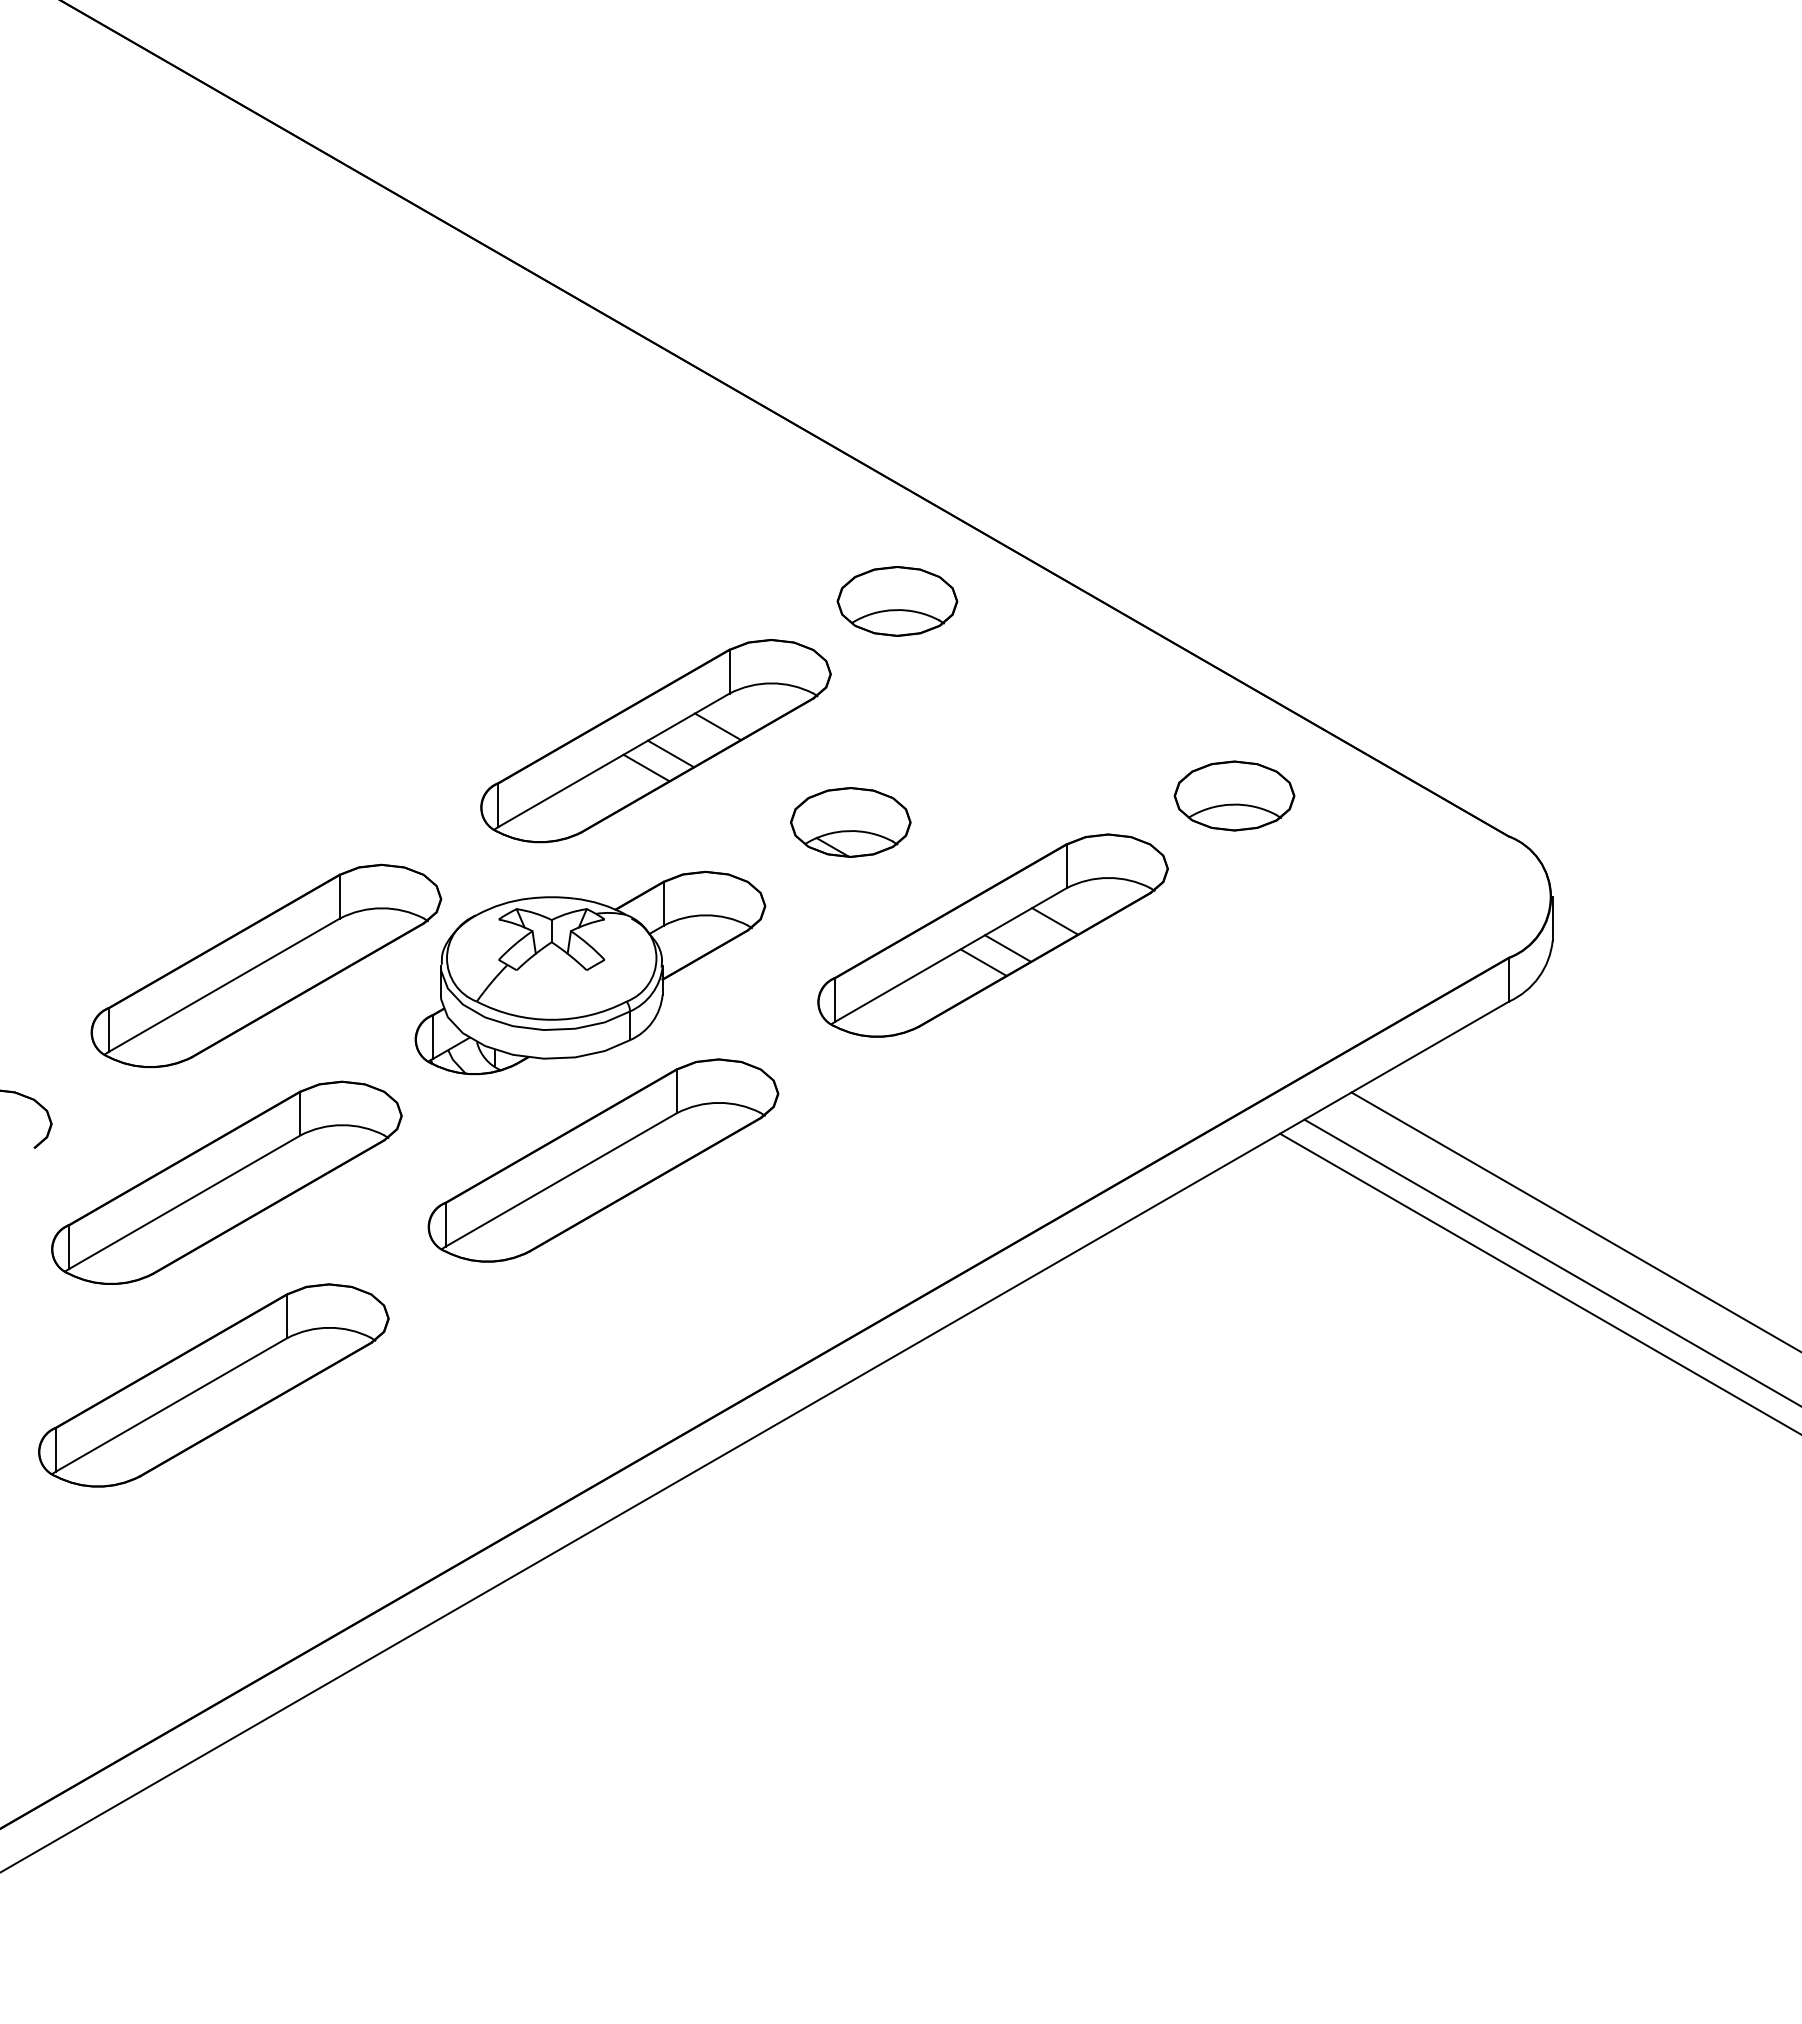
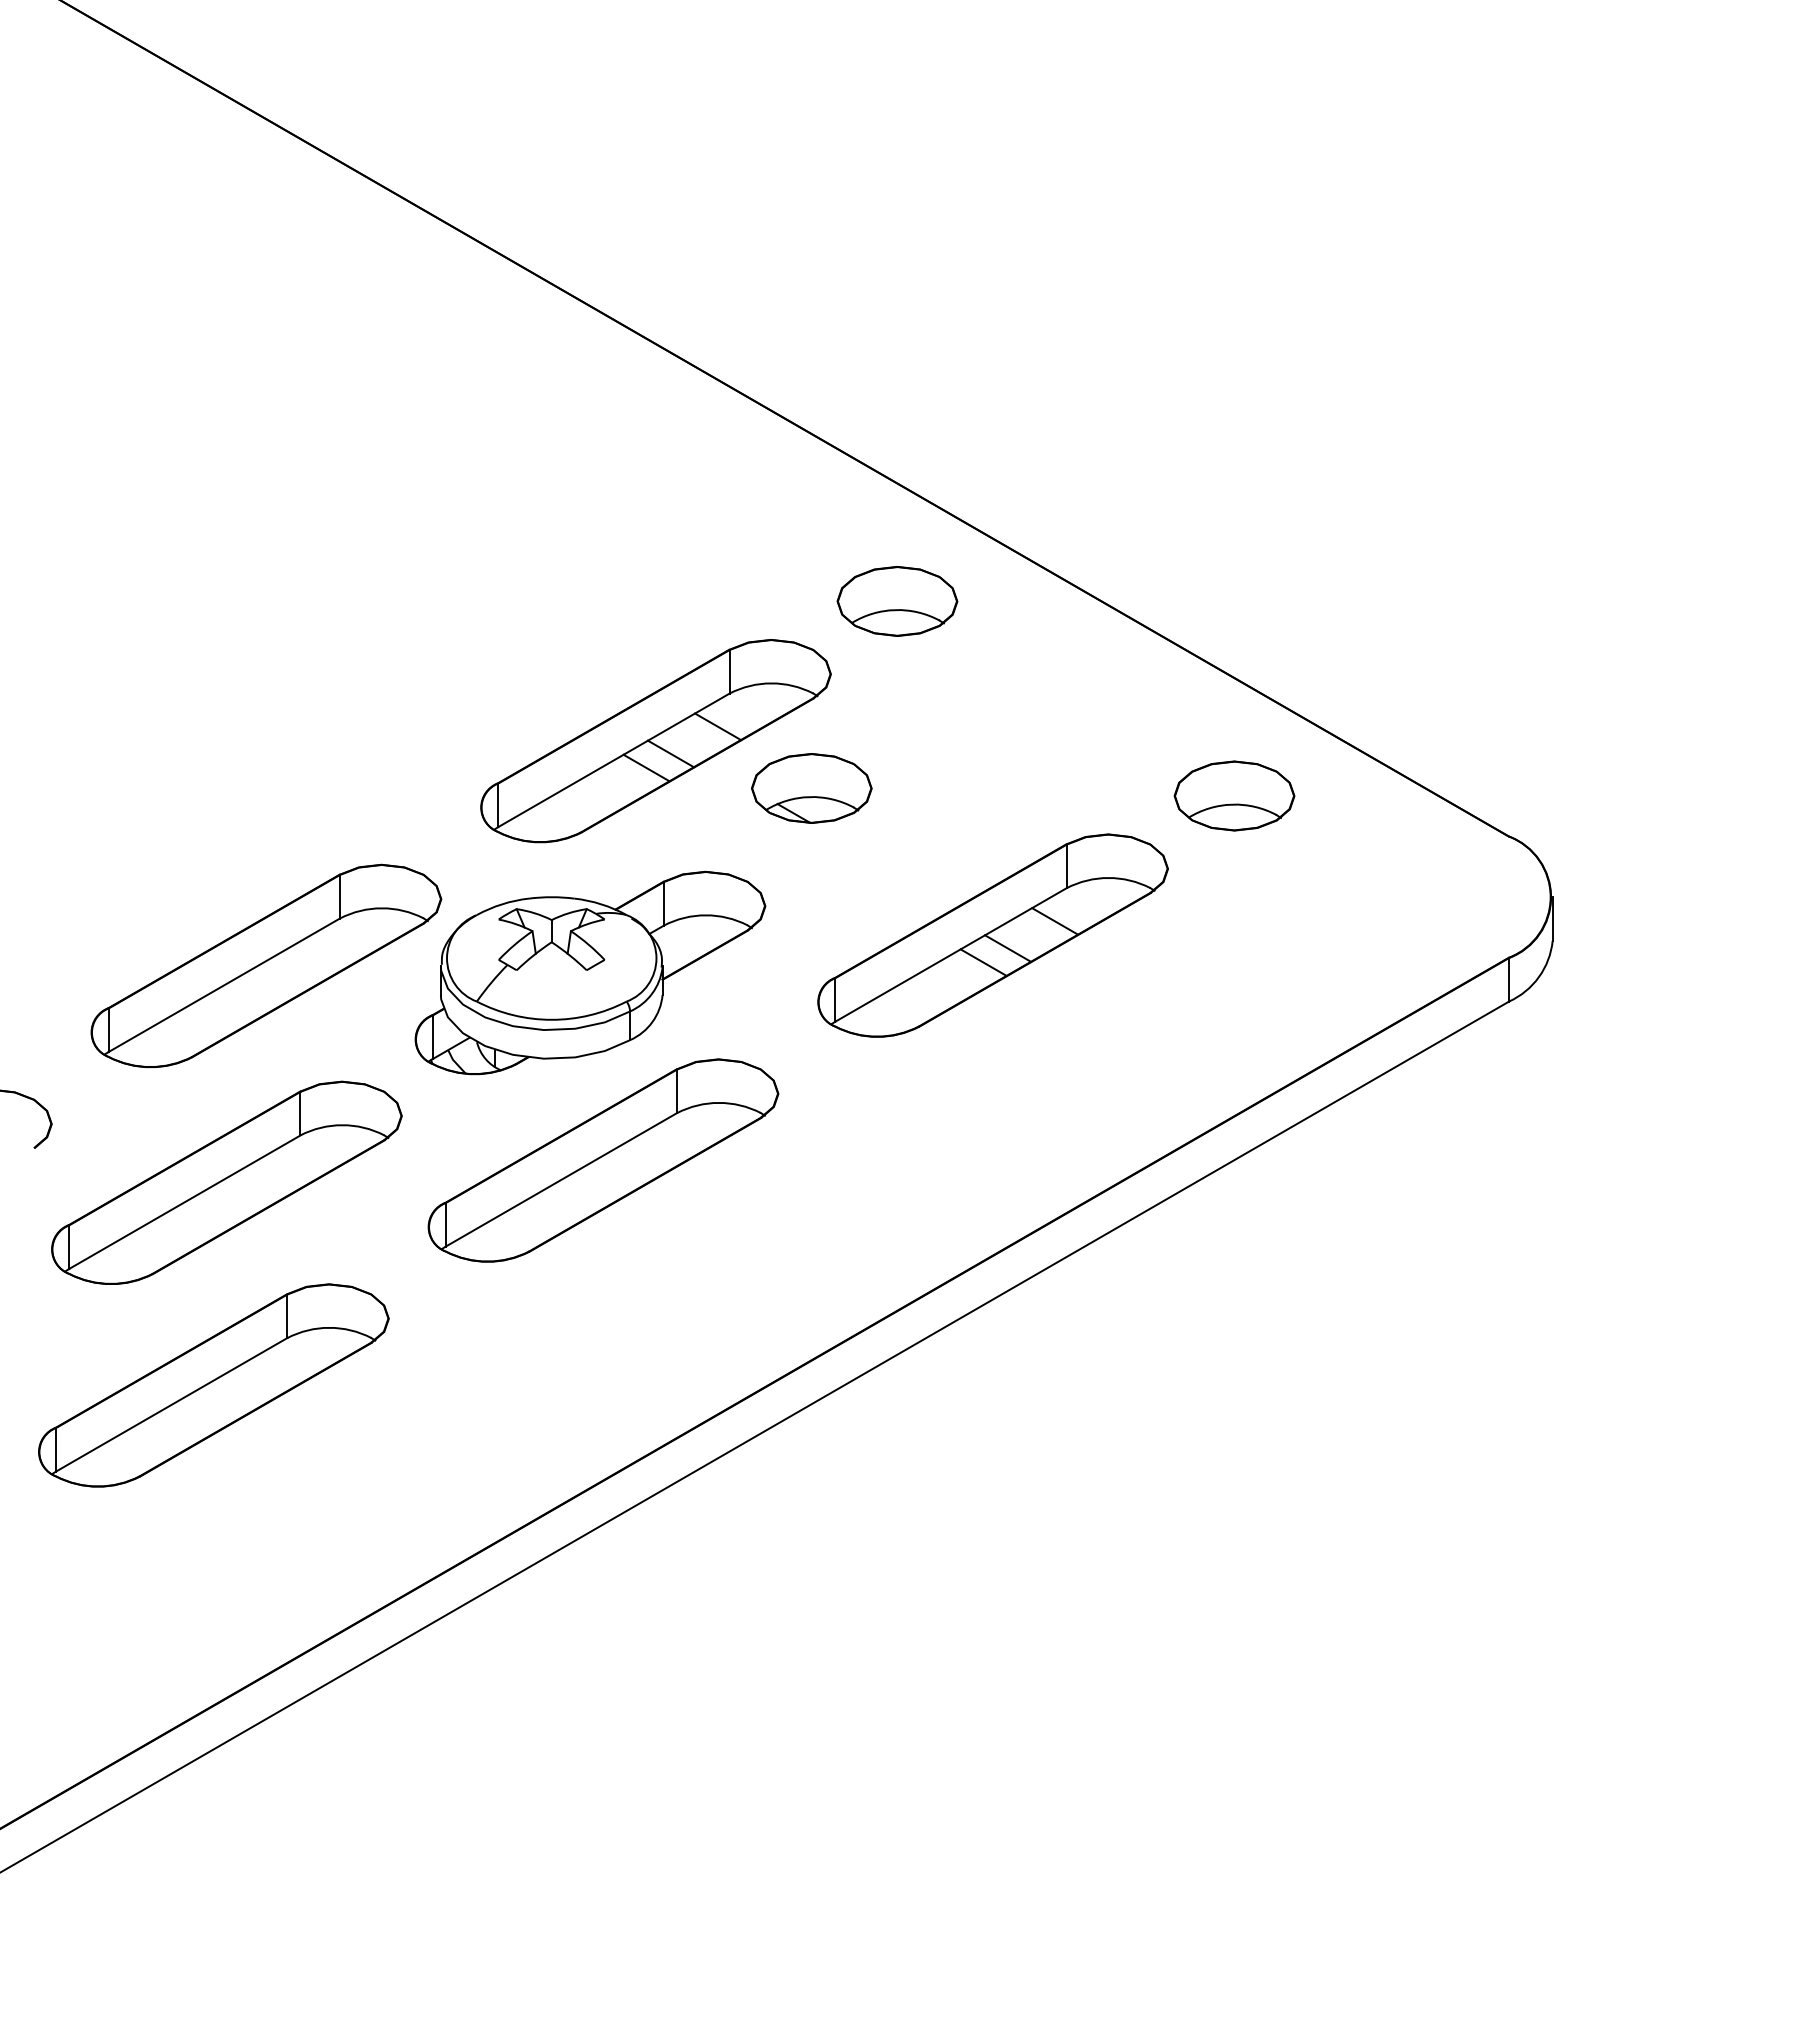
part position: (850, 822) -> (811, 788) (811, 788)
line: present -> none (1574, 1221)
line: present -> none (1551, 1261)
line: present -> none (1539, 1283)
